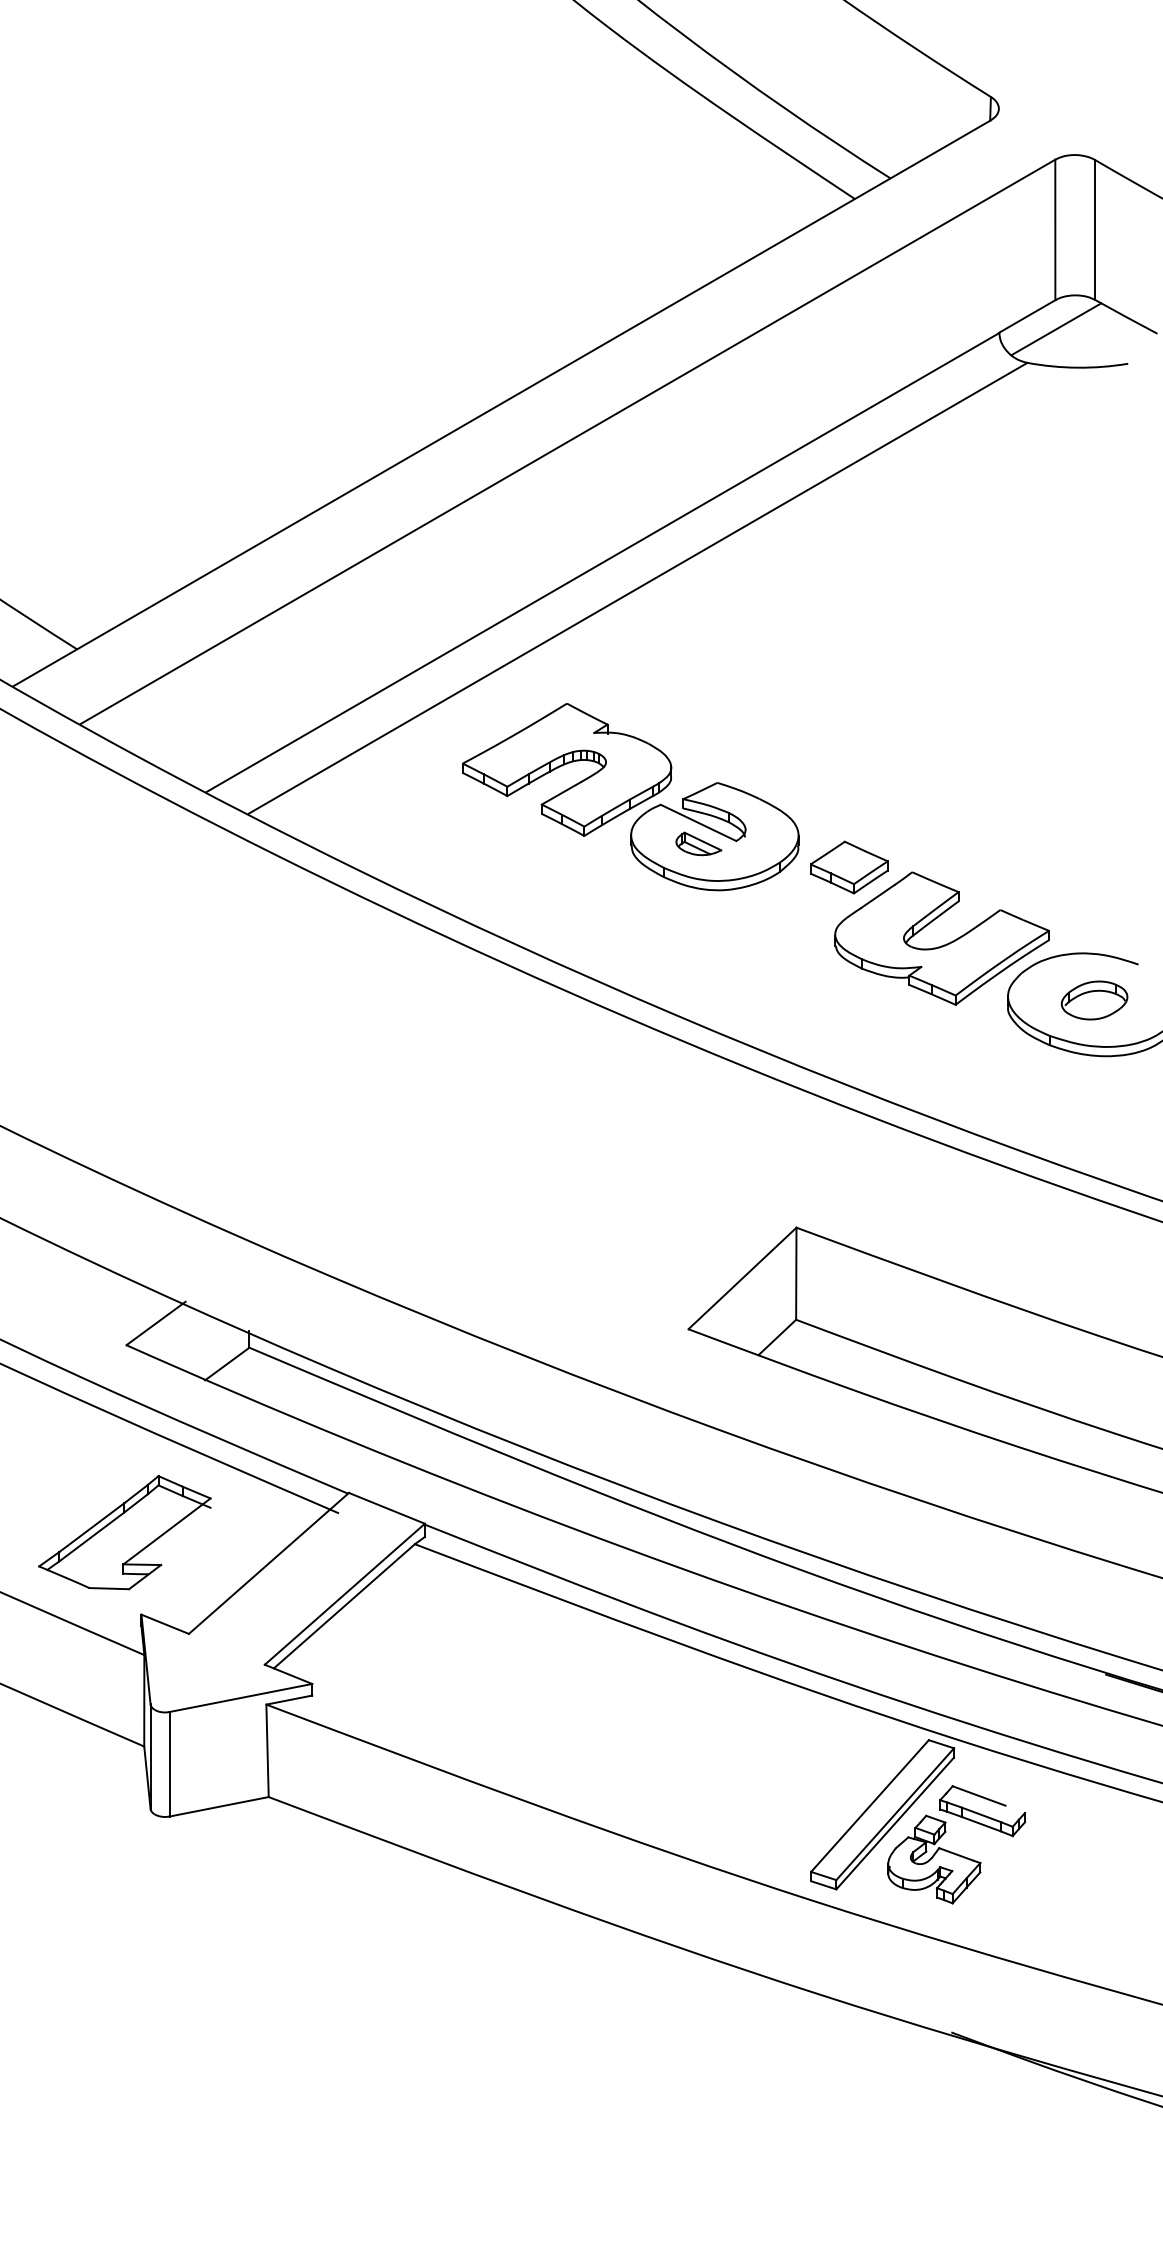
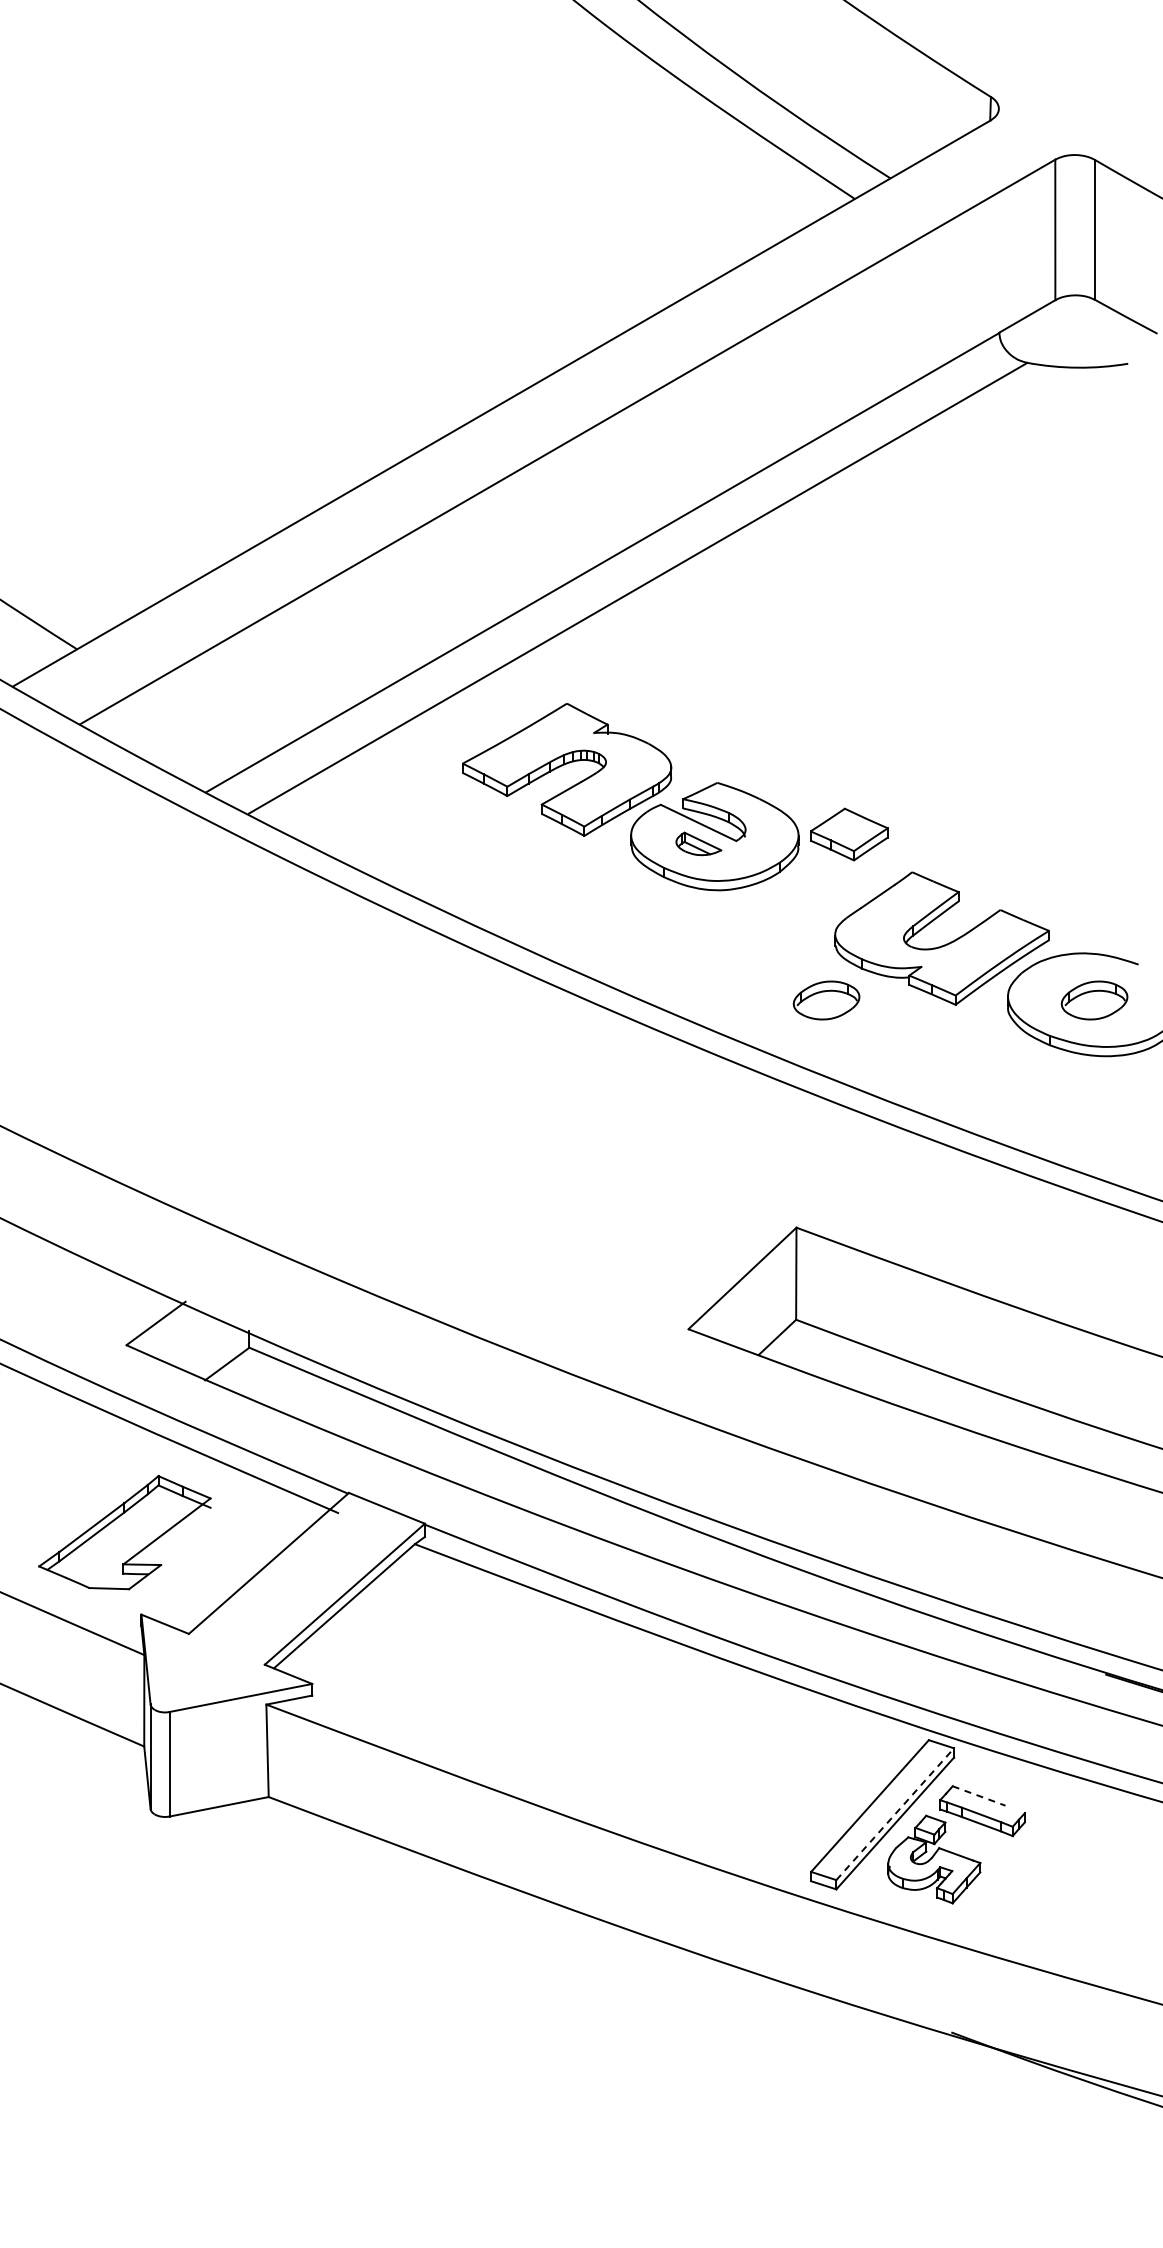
line: present -> none (1056, 329)
part position: (849, 867) -> (849, 834) (849, 834)
part: none -> present (826, 1000)
line: solid -> dashed (979, 1796)
line: solid -> dashed (895, 1813)
